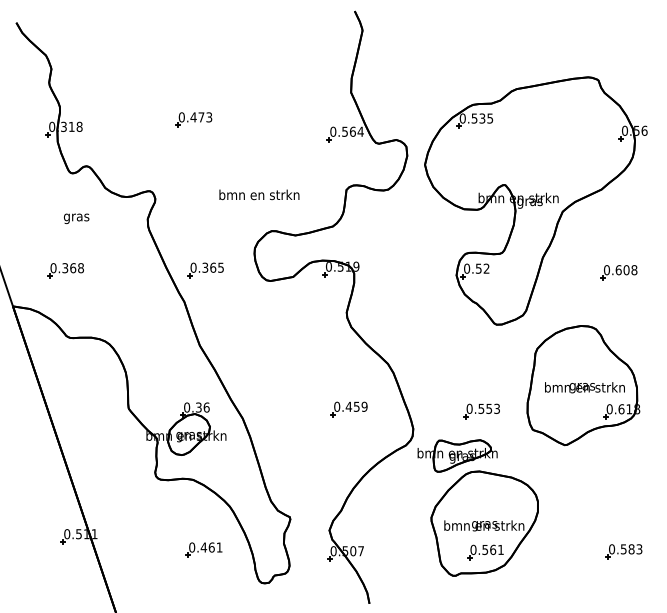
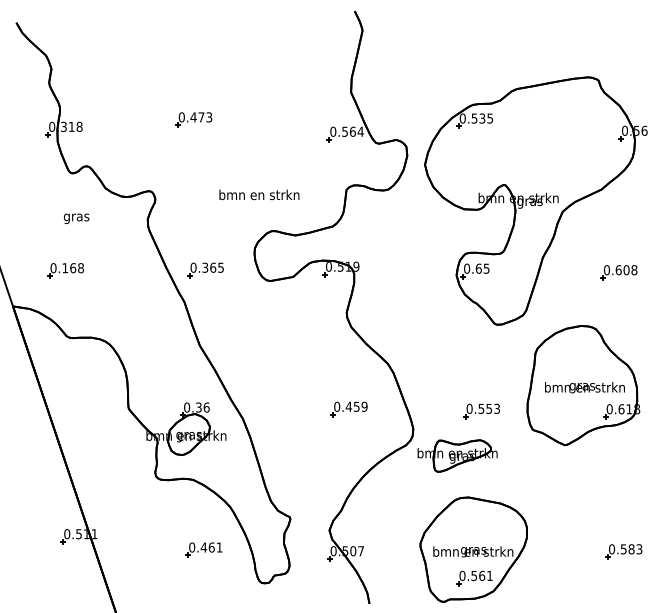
text: 0.368 -> 0.168 (65, 268)
text: 0.52 -> 0.65 (482, 268)
part position: (484, 523) -> (473, 549) (473, 549)
